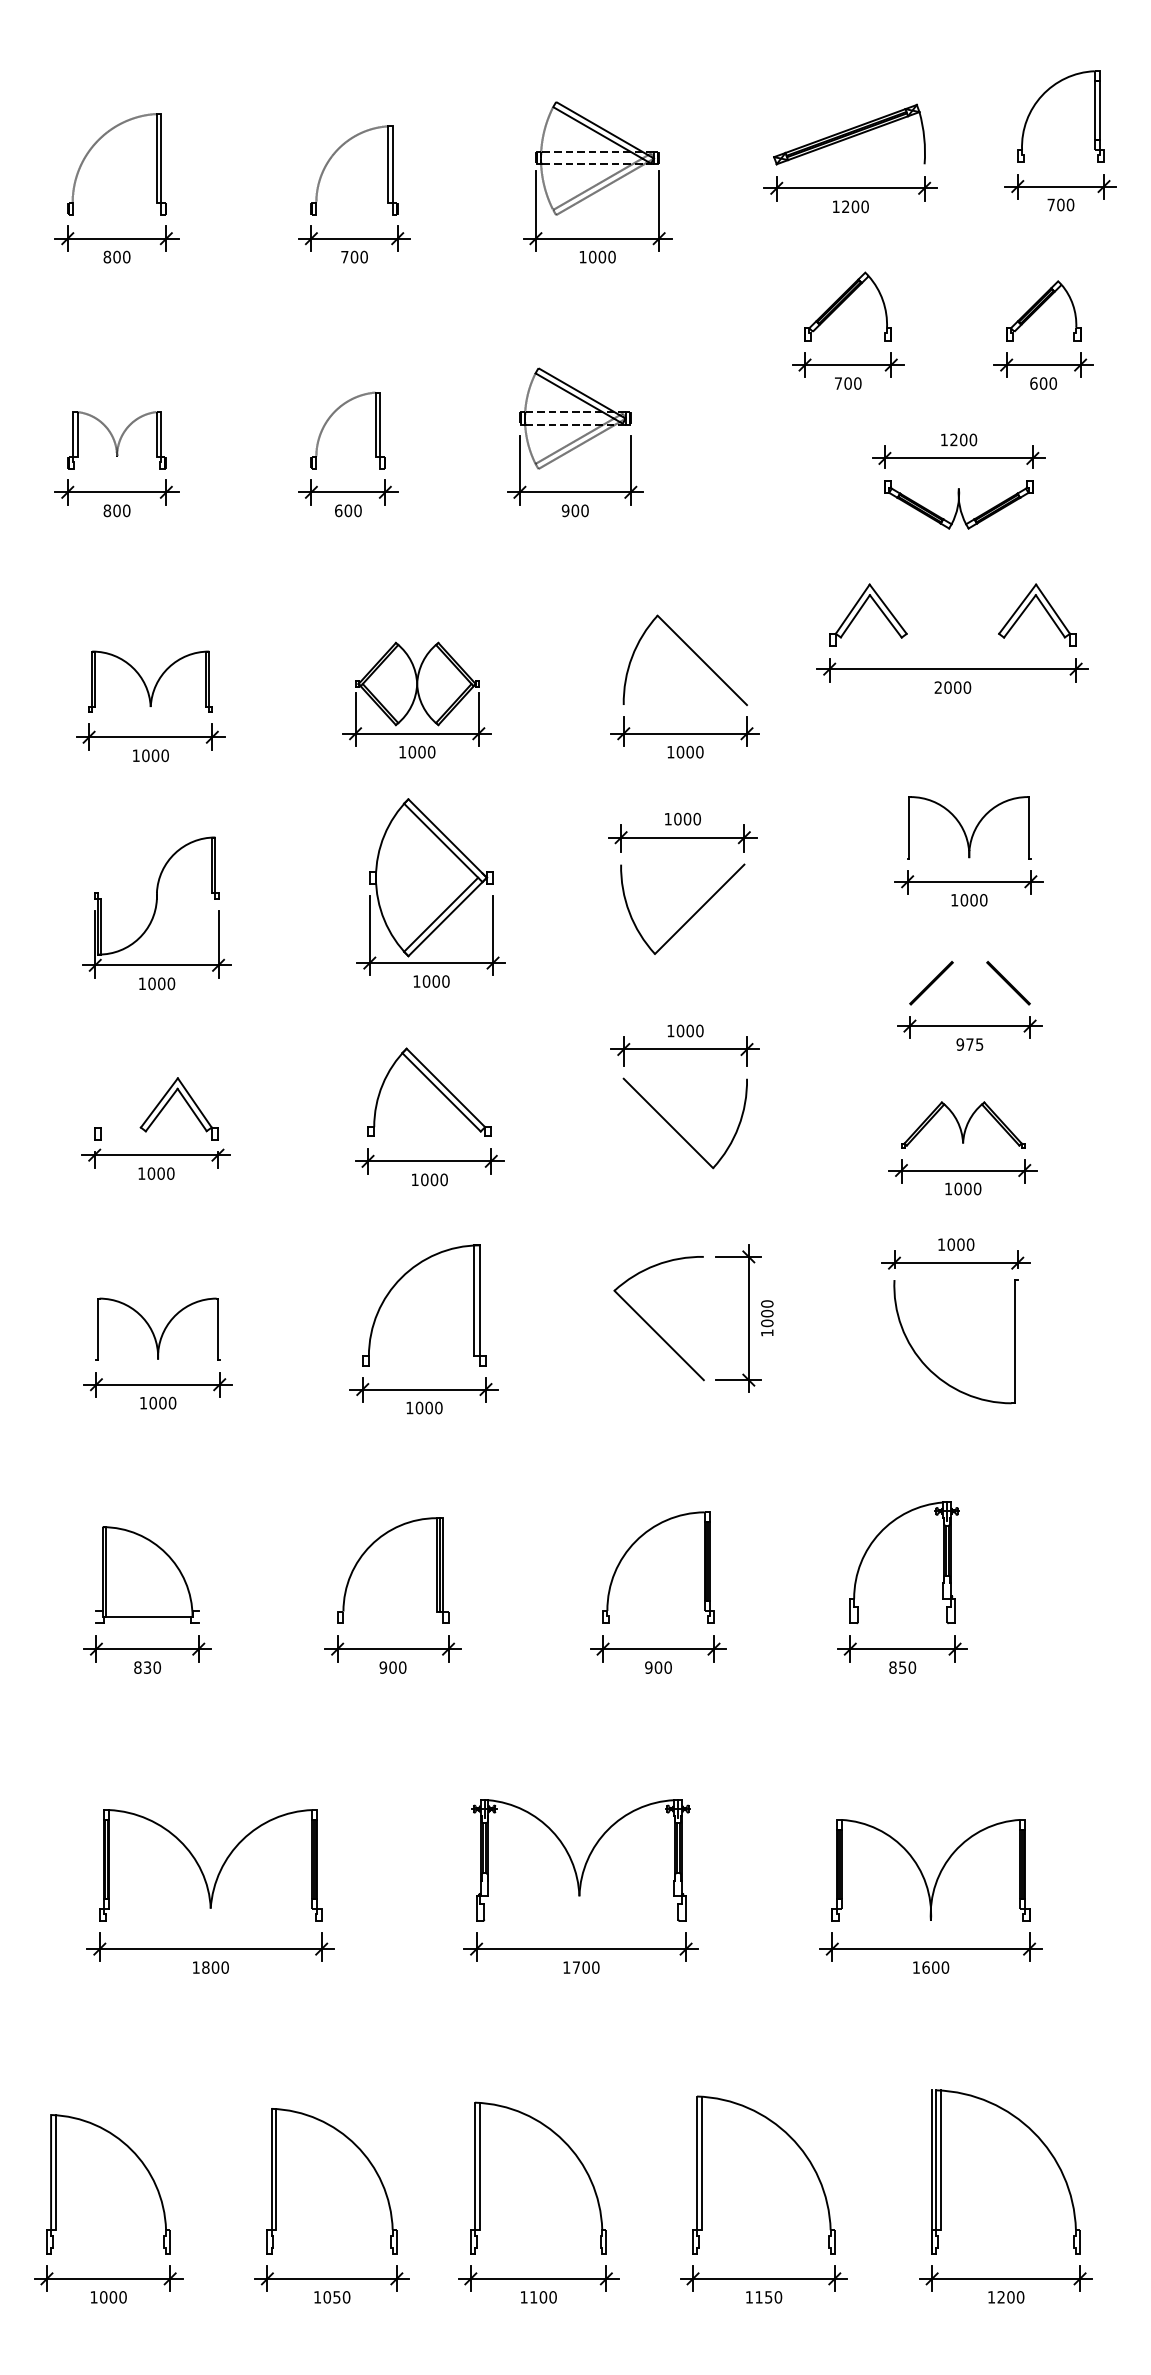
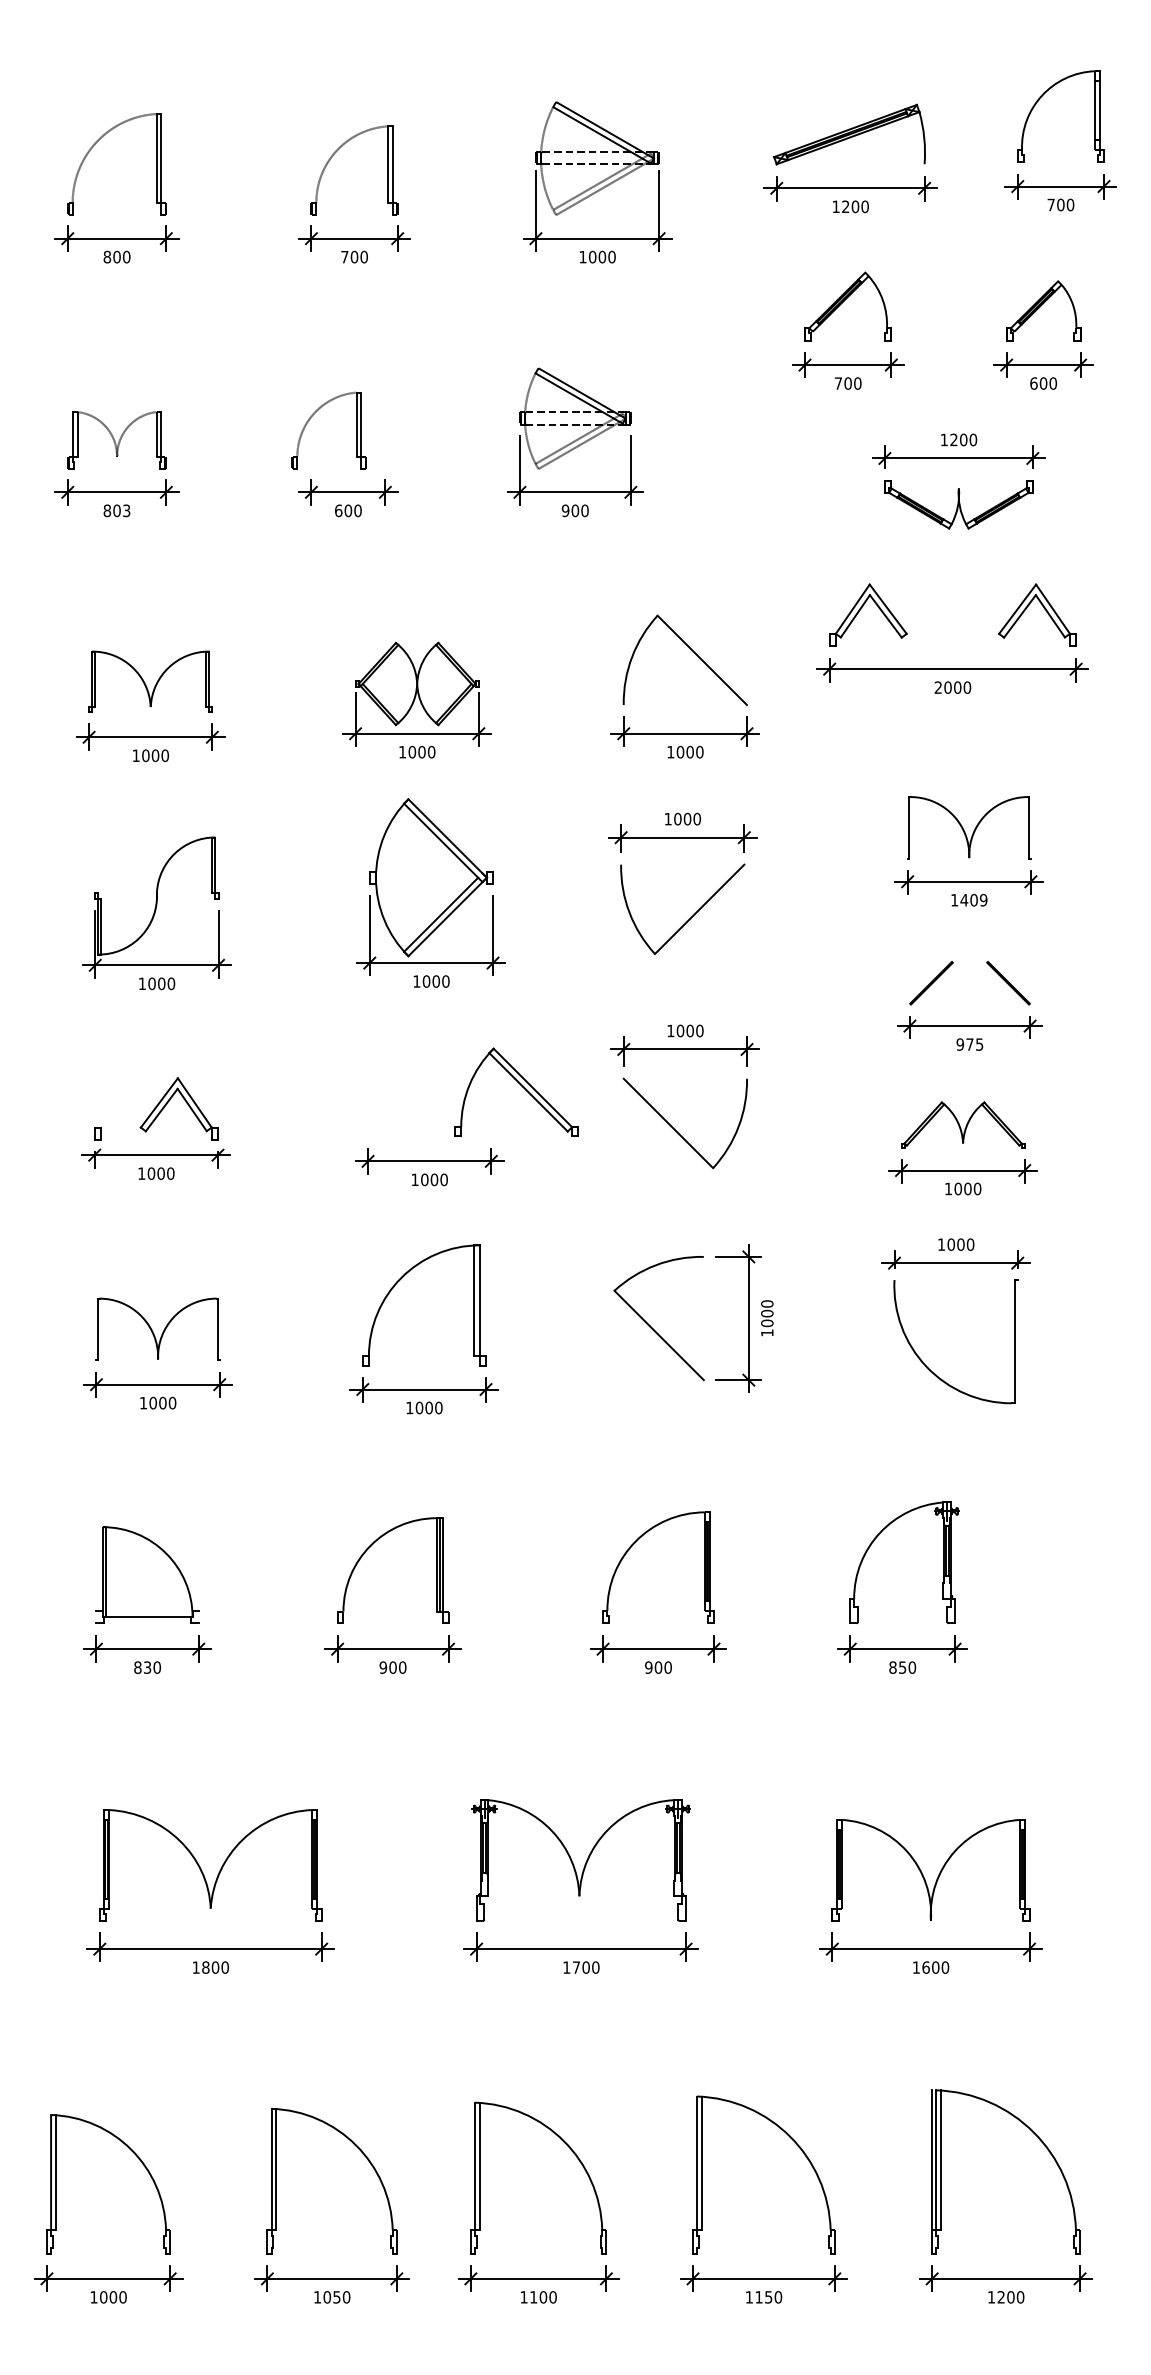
part position: (330, 418) -> (311, 418) (311, 418)
text: 800 -> 803 (126, 510)
text: 1000 -> 1409 (973, 899)
part position: (434, 1086) -> (521, 1086) (521, 1086)
